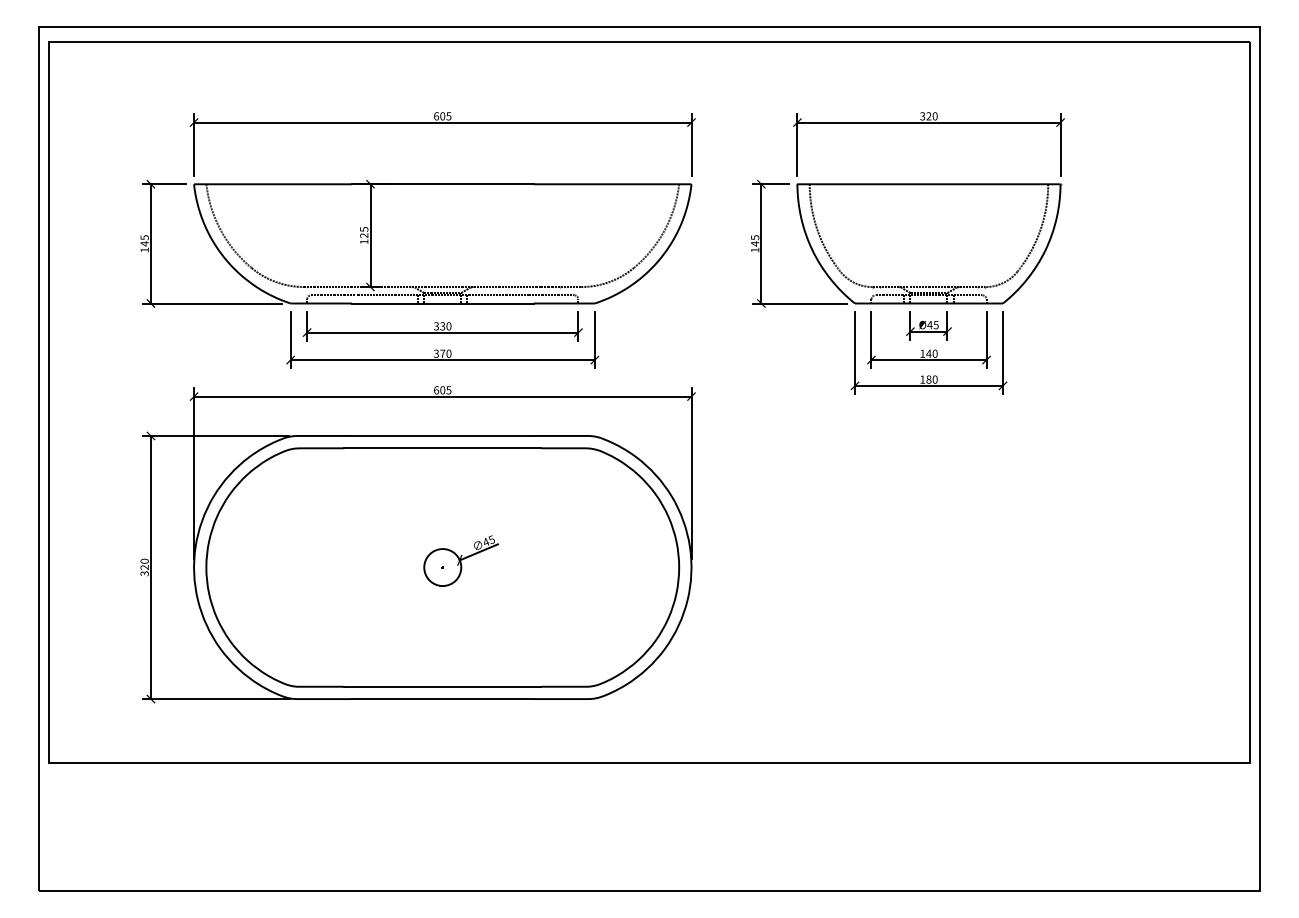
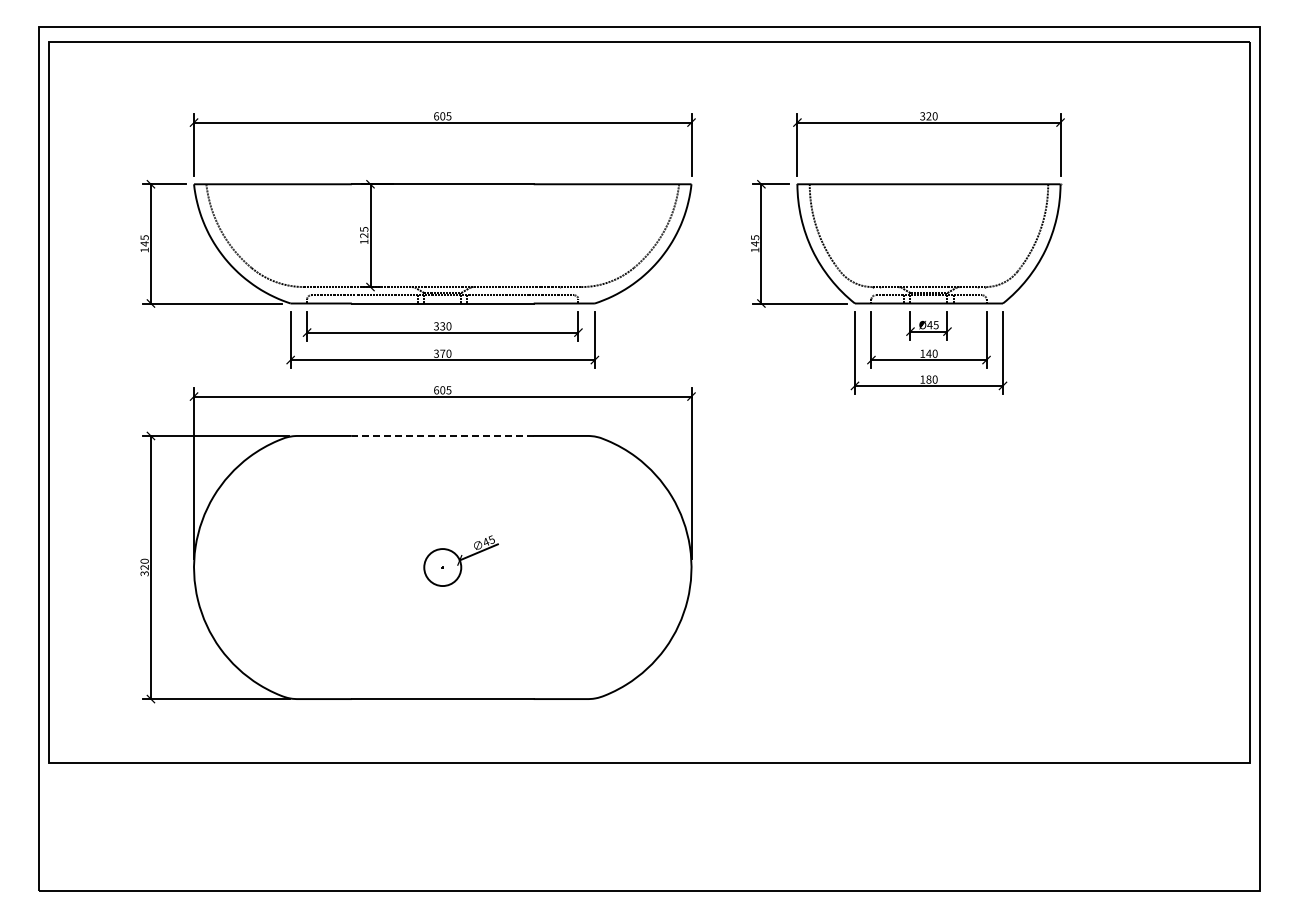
line: solid -> dashed (442, 435)
part: present -> none (442, 567)
